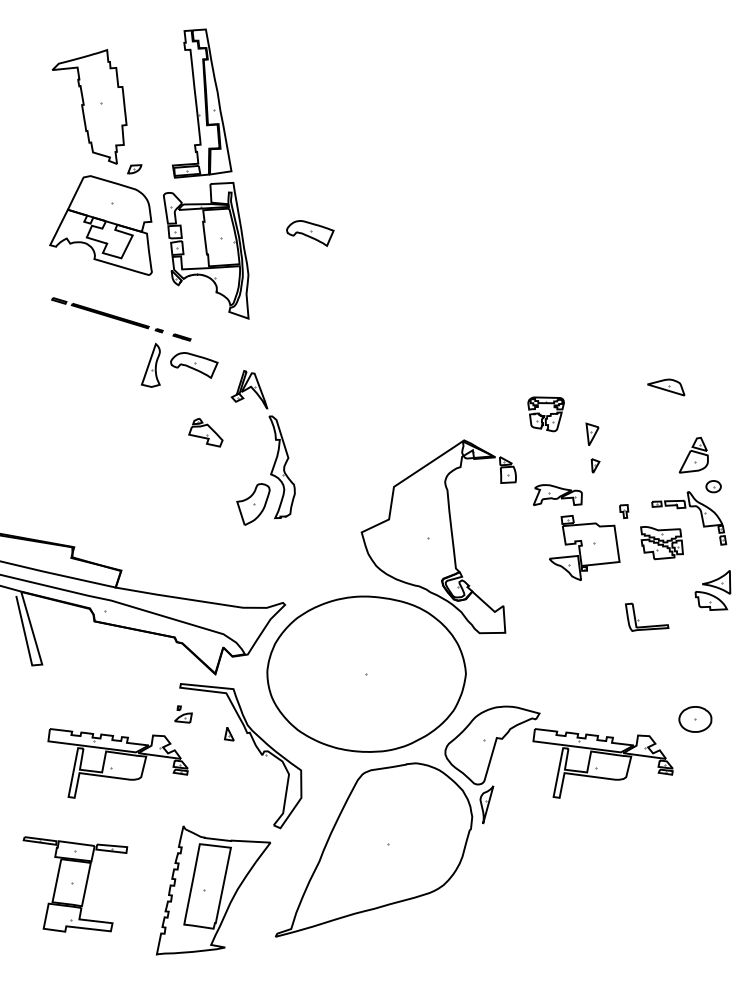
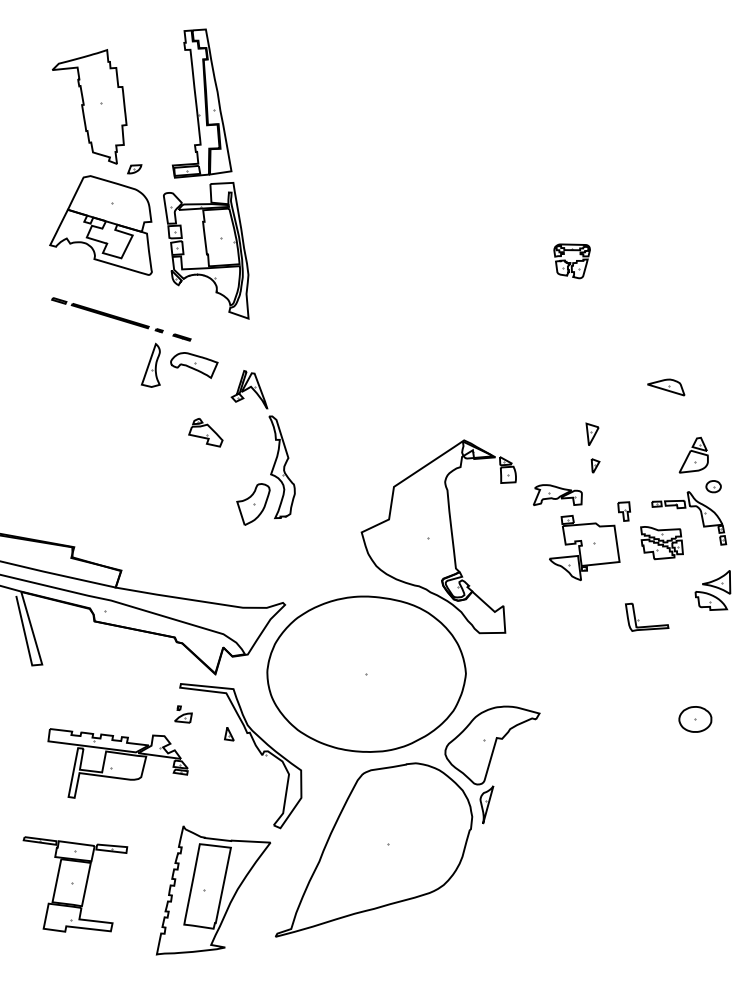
part: present -> none (310, 233)
part position: (545, 414) -> (571, 261) (571, 261)
part size: 11x15 px -> 14x21 px (623, 511)
part: present -> none (602, 763)
